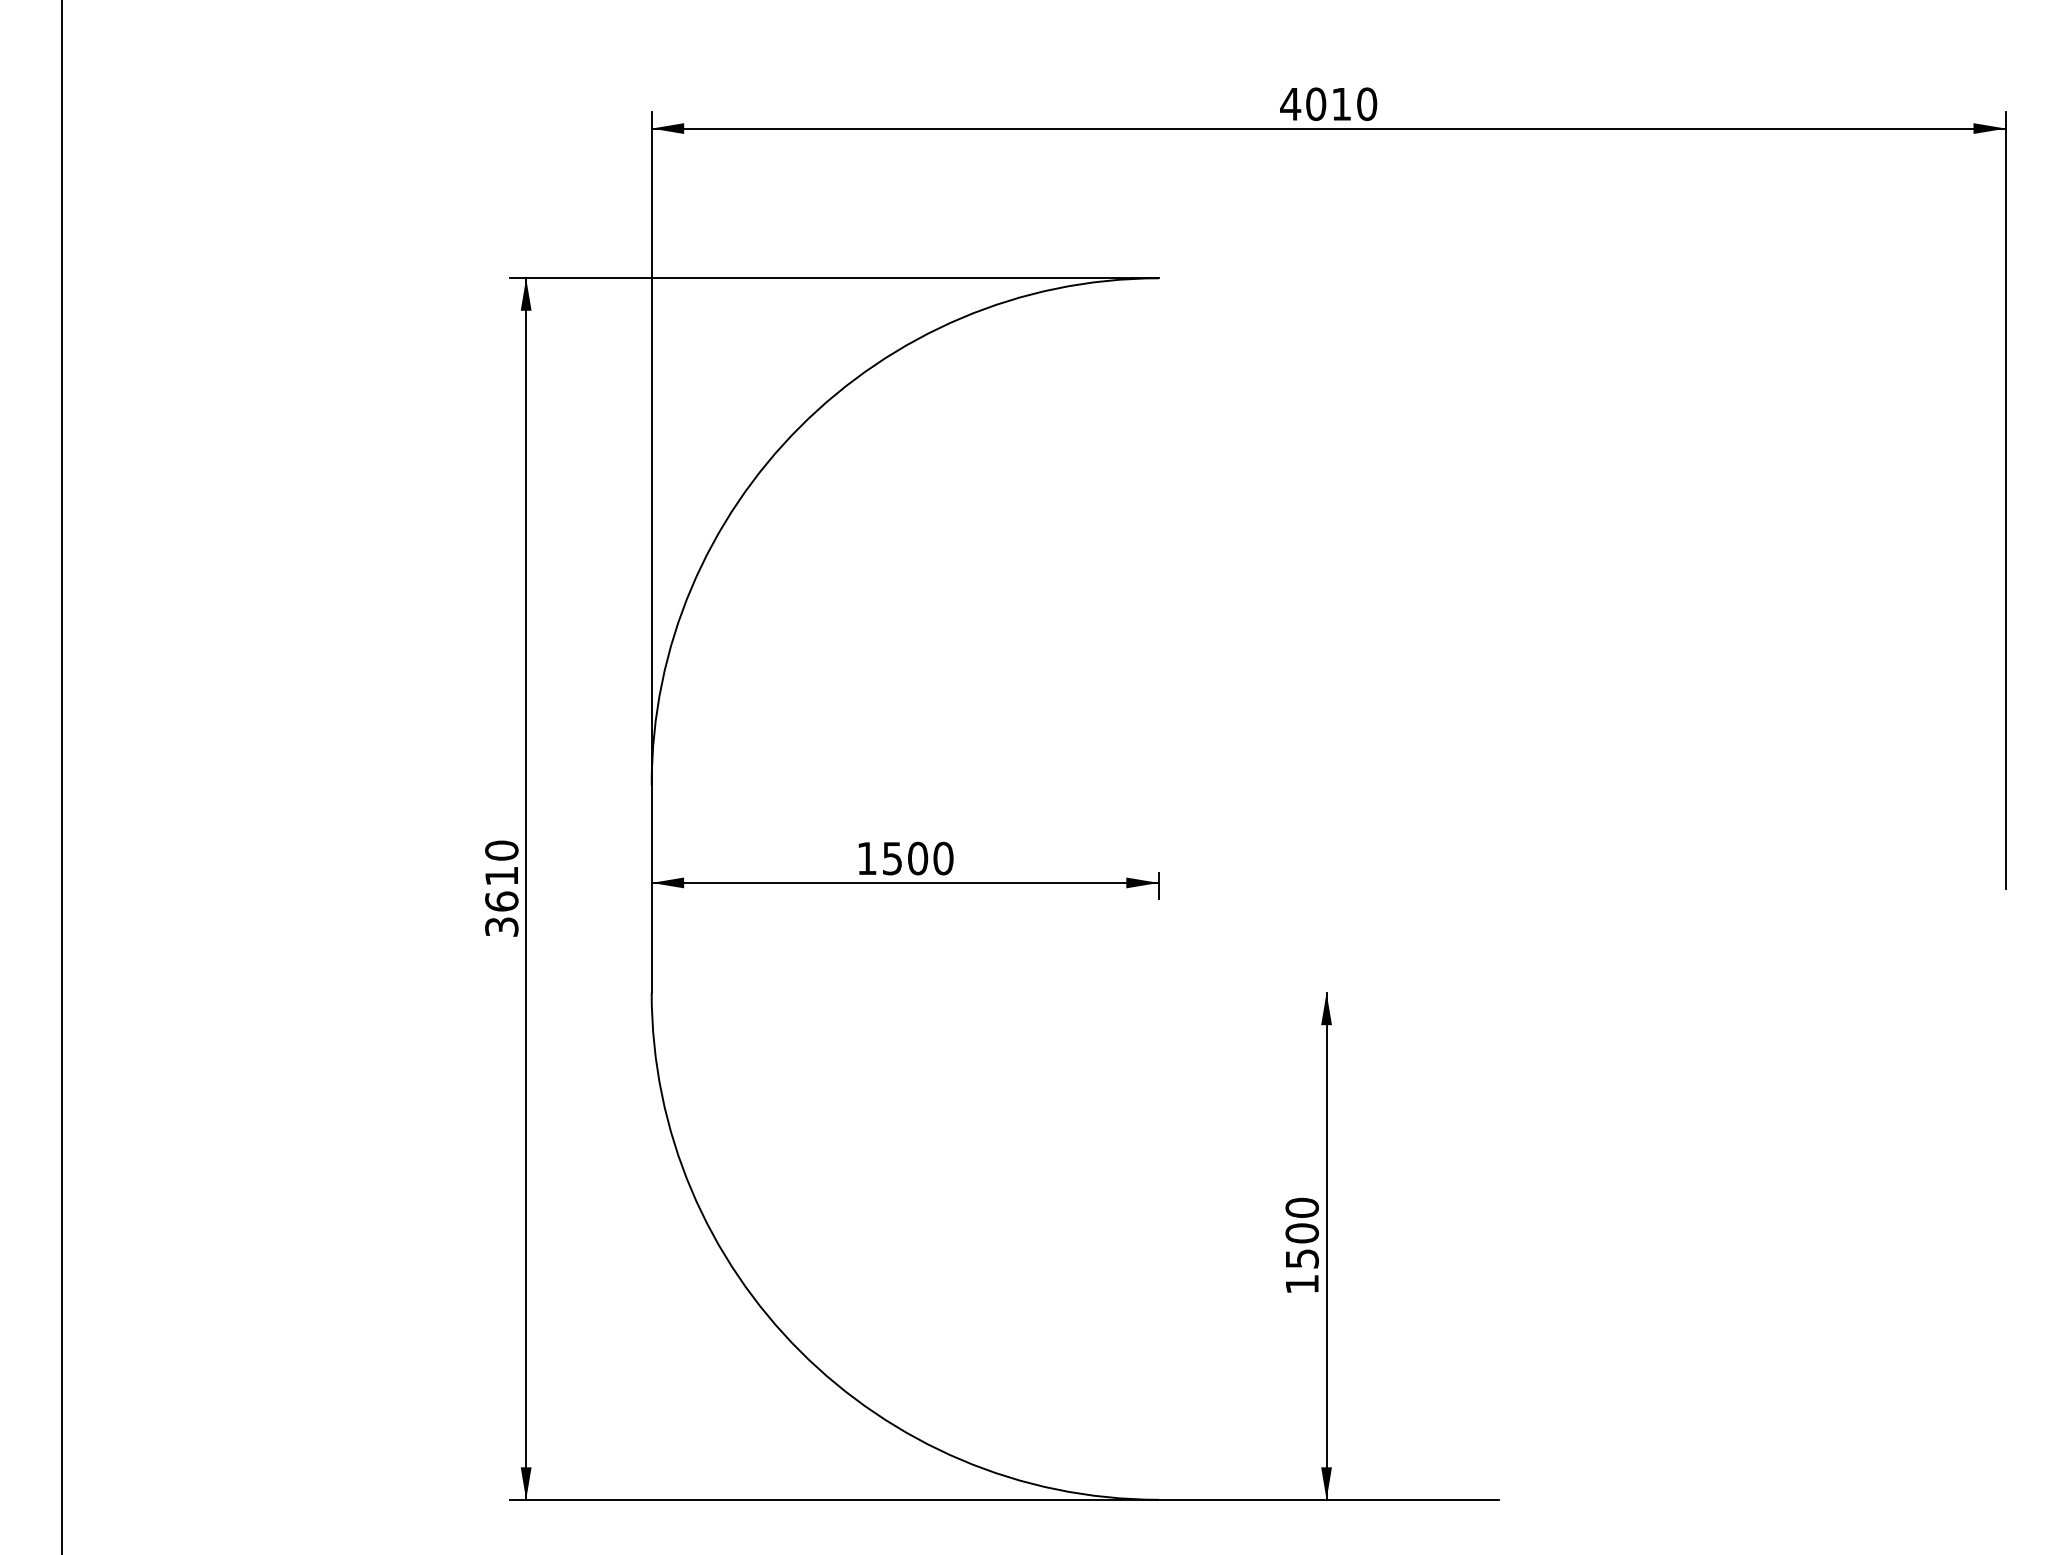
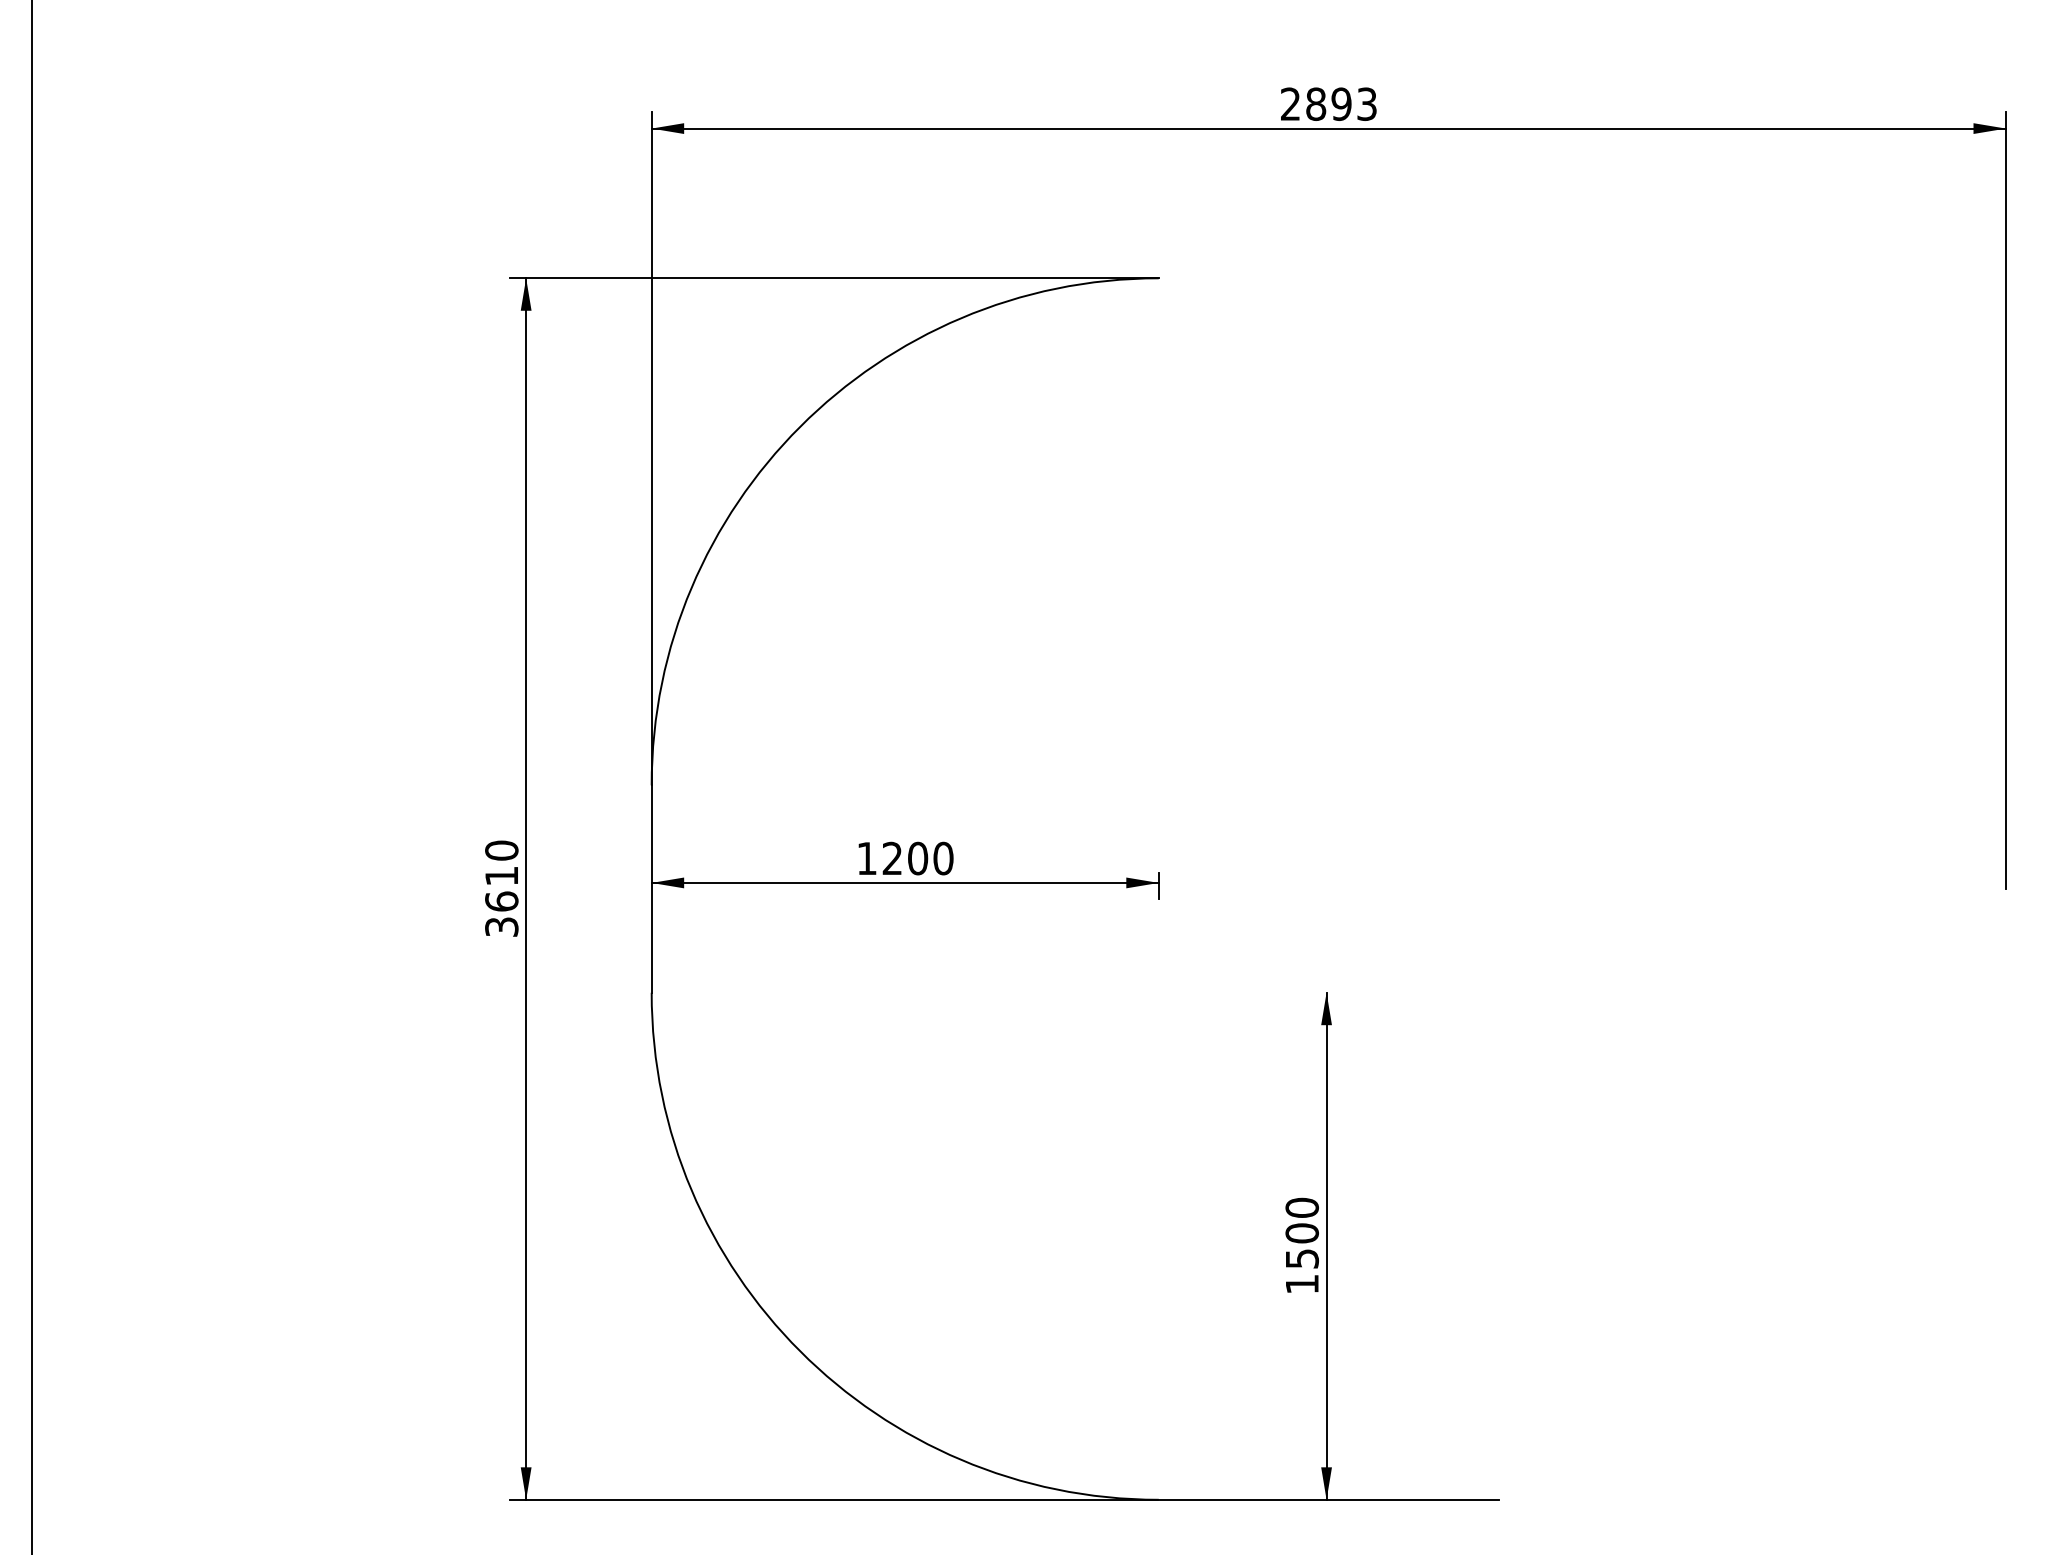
text: 4010 -> 2893 (1328, 103)
line position: (62, 776) -> (32, 776) (32, 776)
text: 1500 -> 1200 (891, 858)
